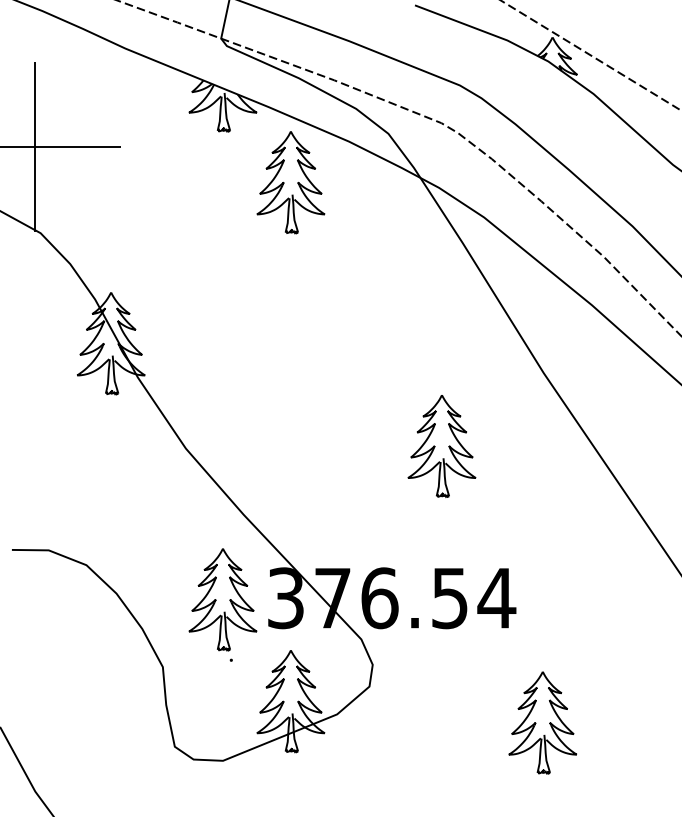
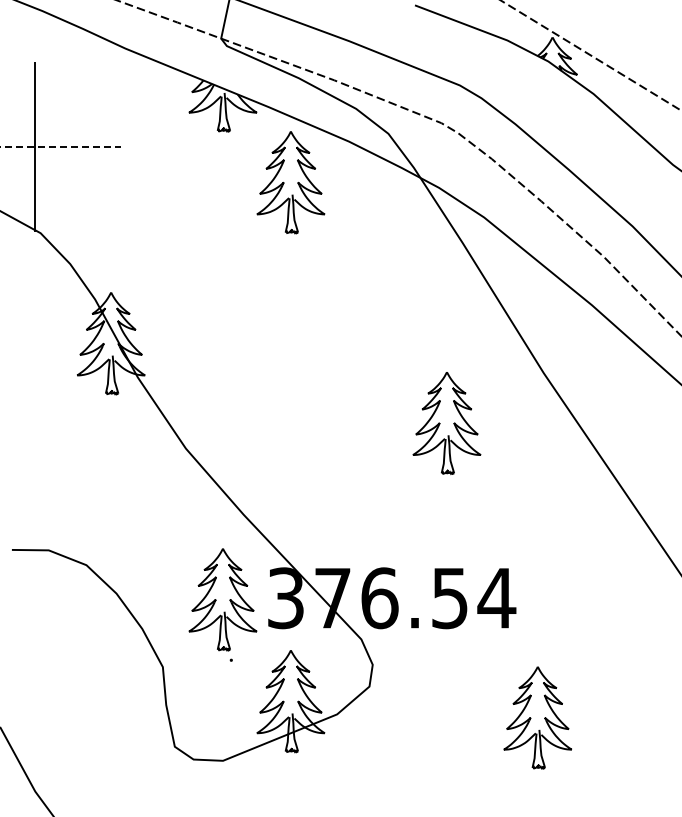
line: solid -> dashed (60, 147)
part position: (441, 446) -> (446, 423) (446, 423)
part position: (542, 722) -> (537, 717) (537, 717)
